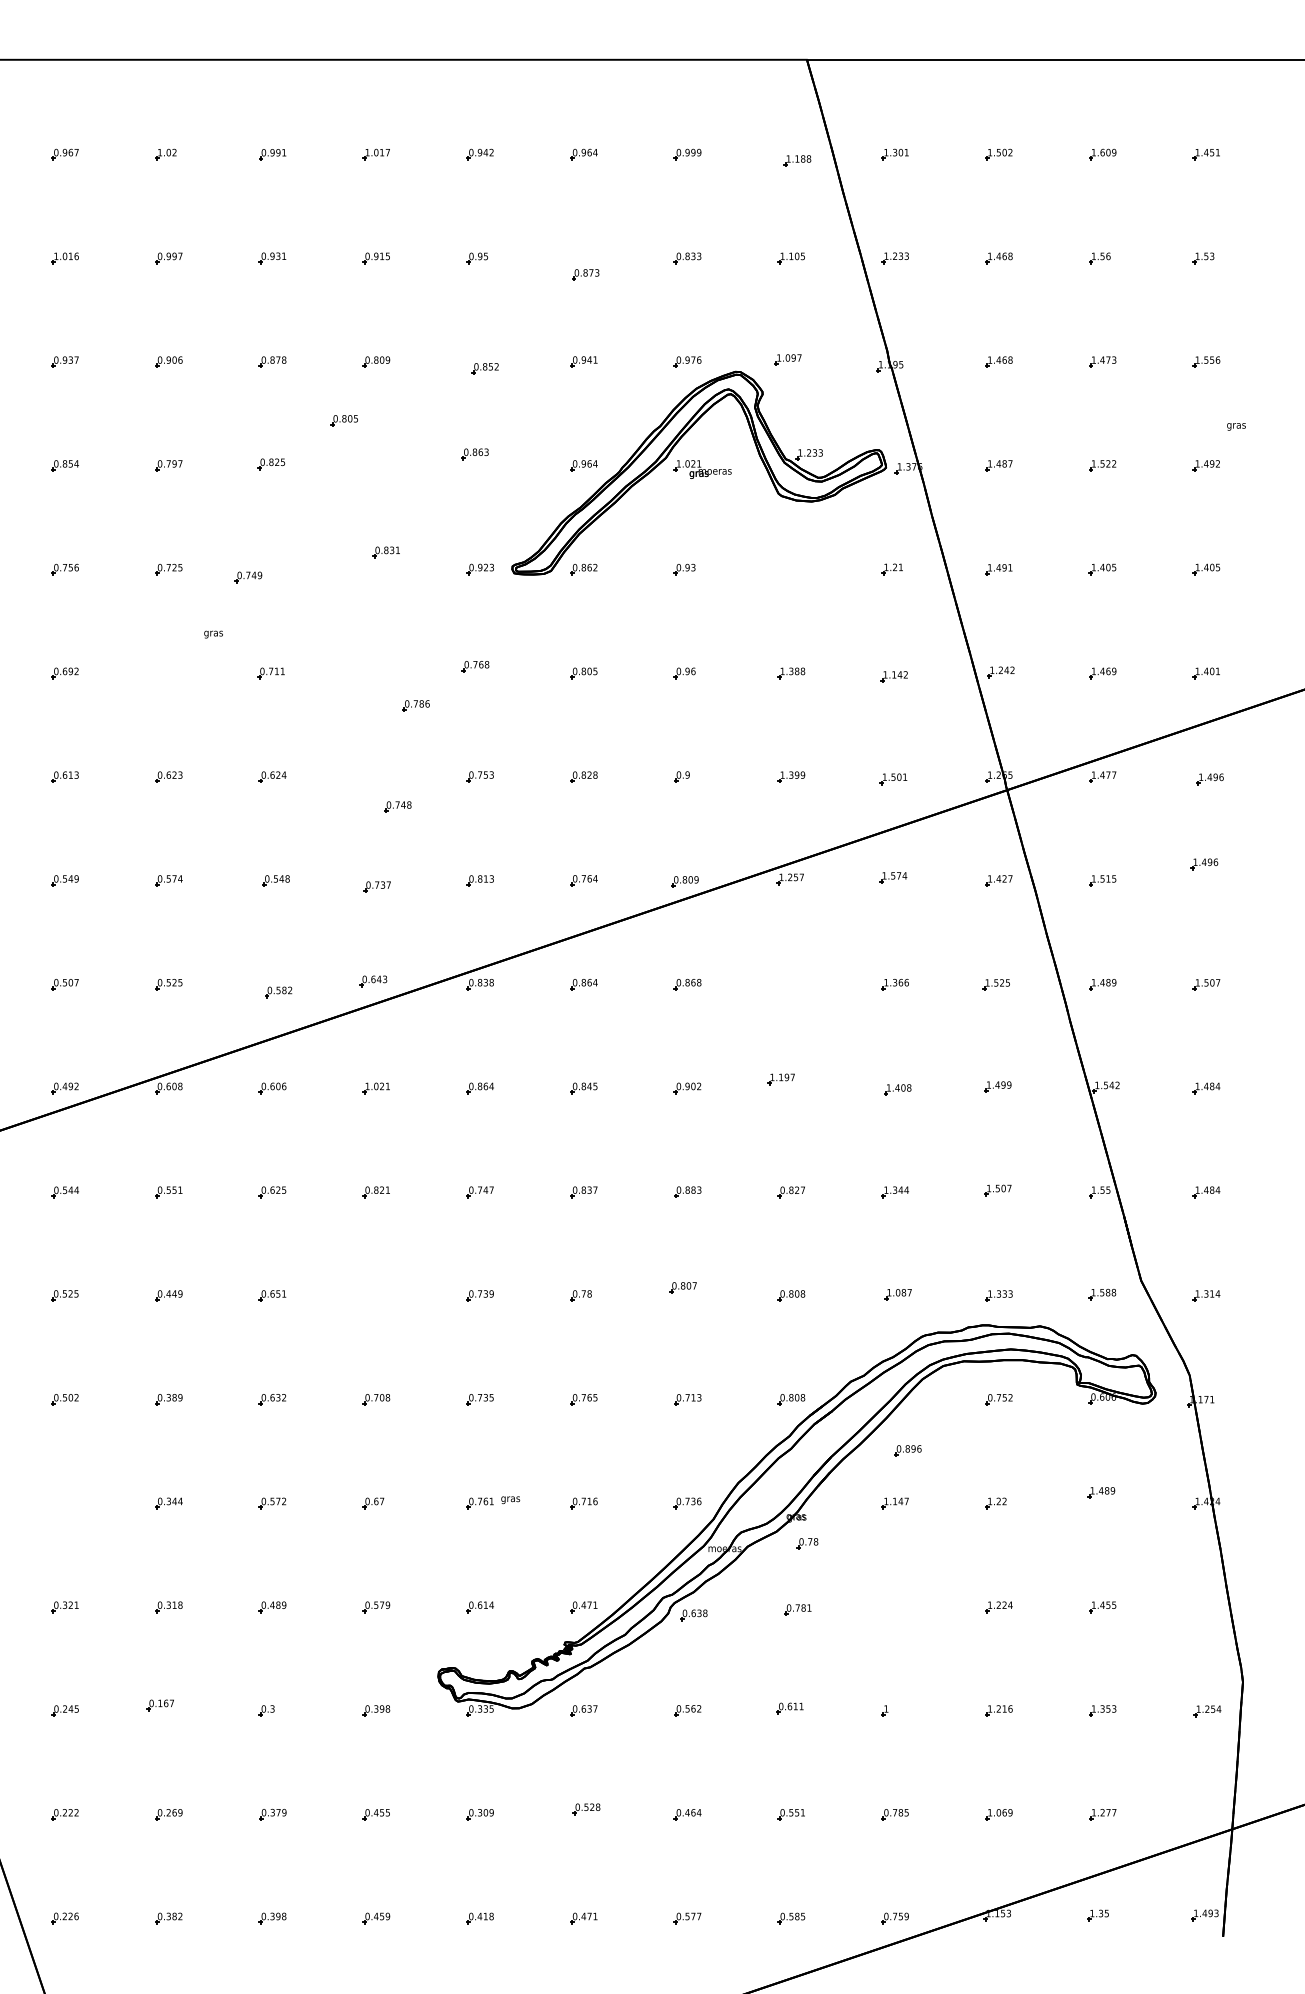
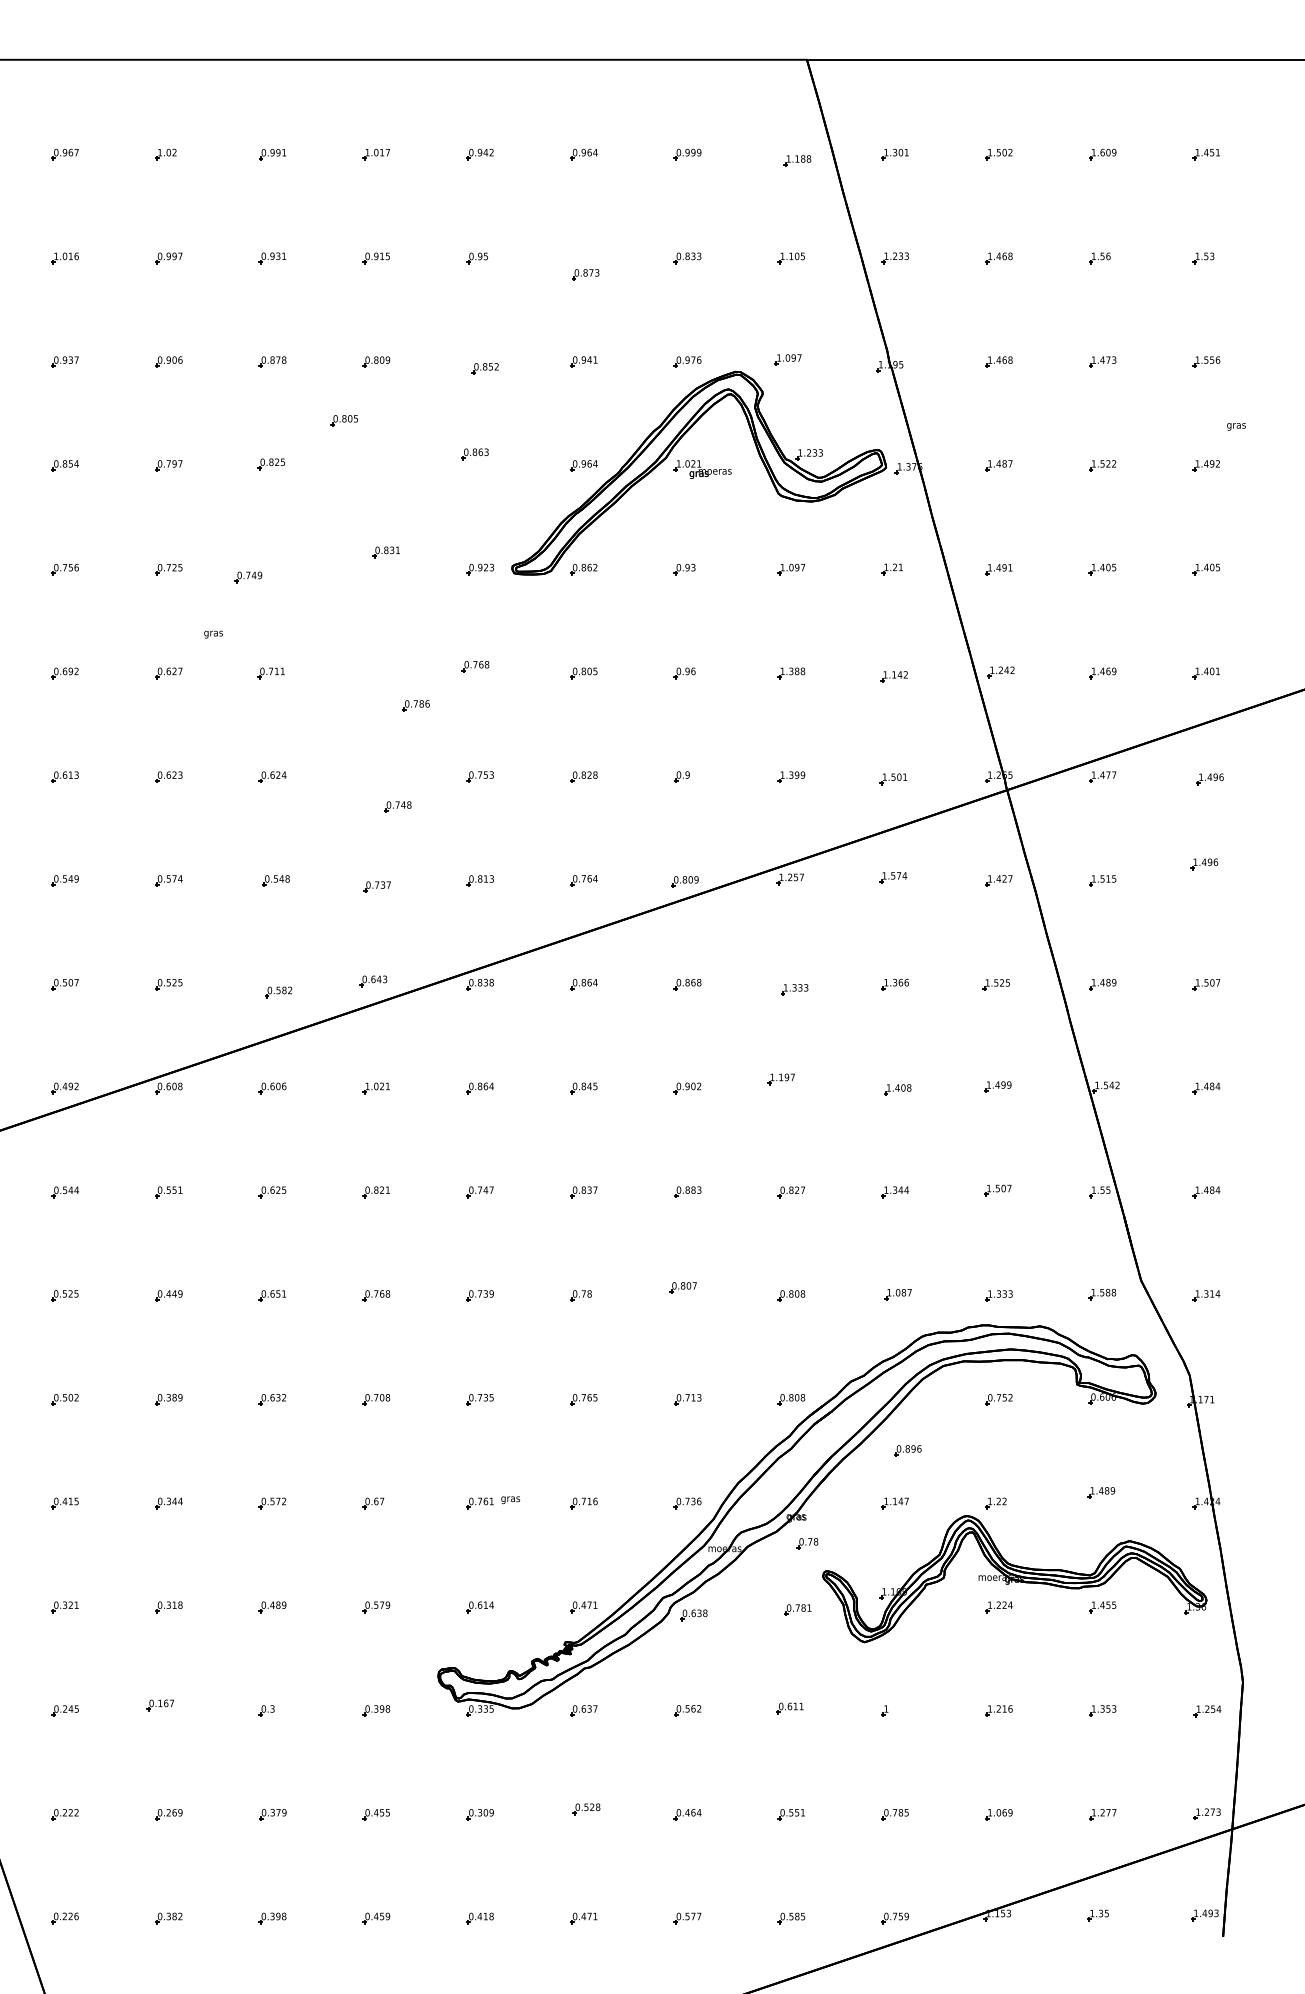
part: none -> present (791, 569)
part: none -> present (168, 673)
part: none -> present (794, 989)
part: none -> present (376, 1295)
part: none -> present (64, 1503)
part: none -> present (1014, 1579)
part: none -> present (1206, 1813)
